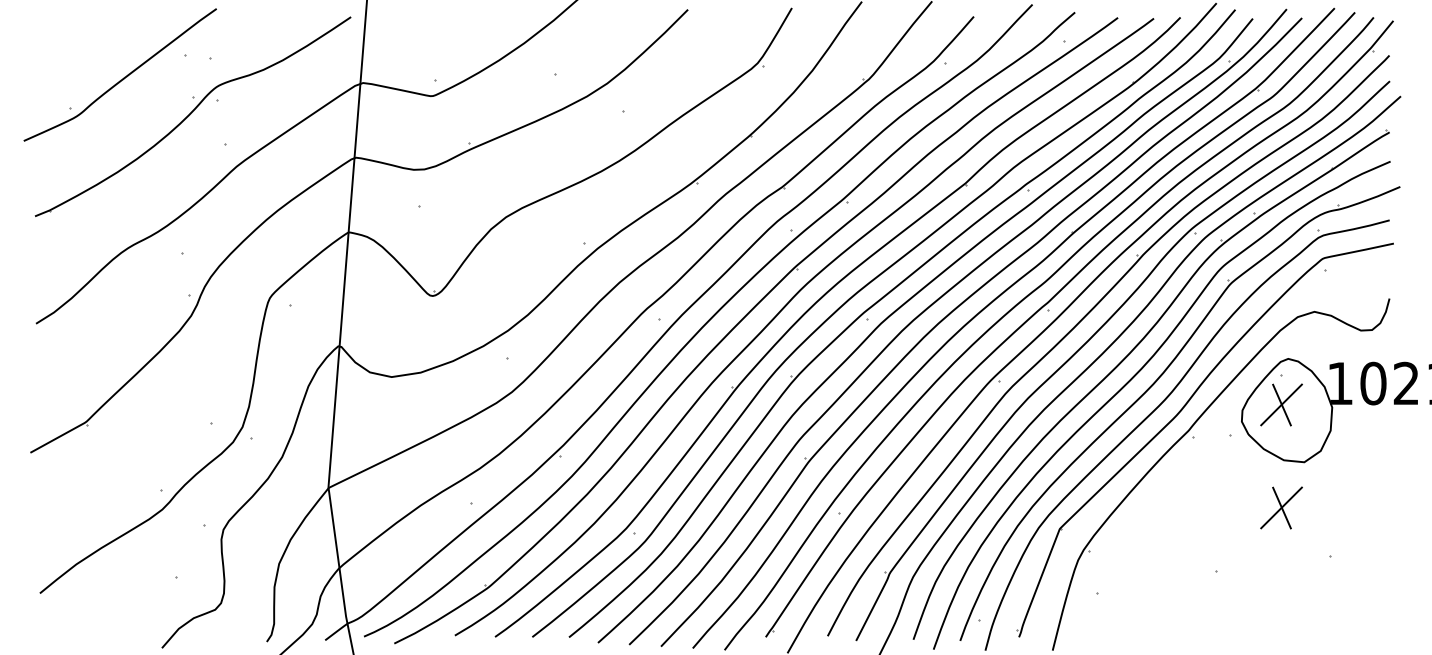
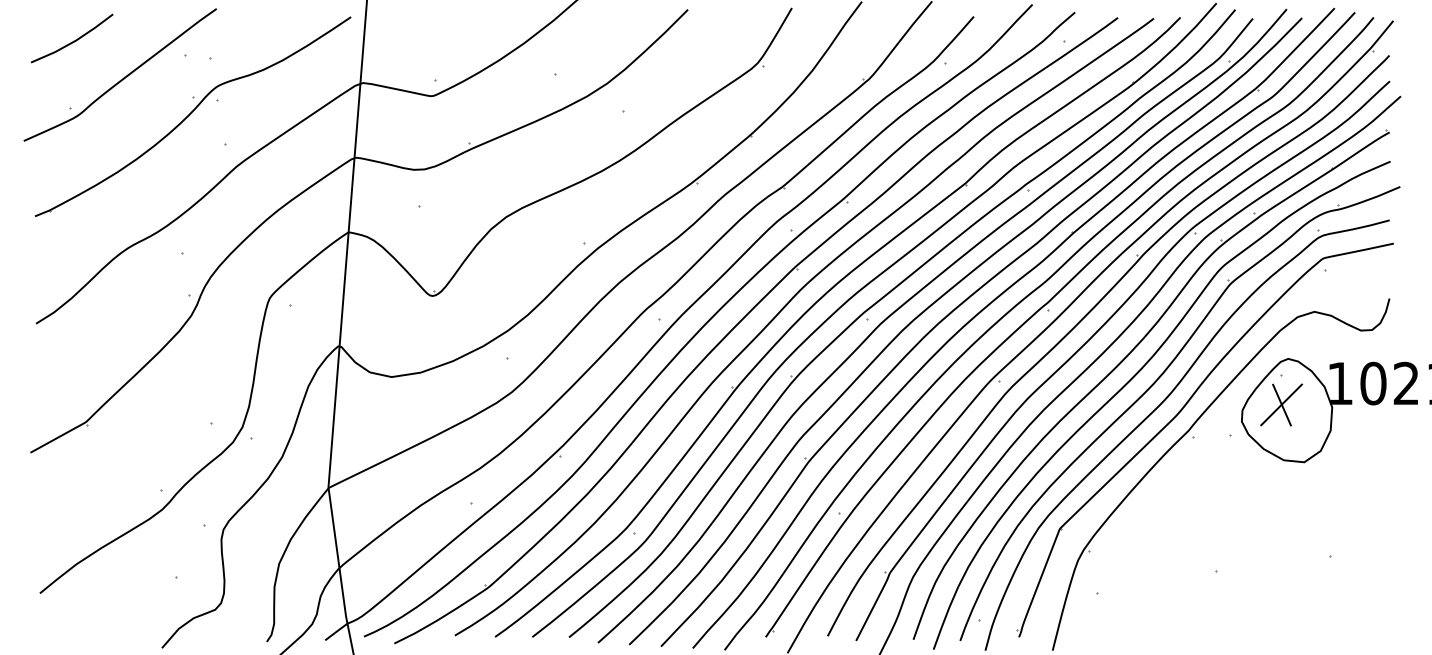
line: none -> present (73, 40)
part: present -> none (1281, 507)
